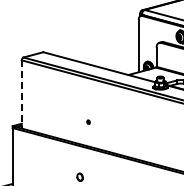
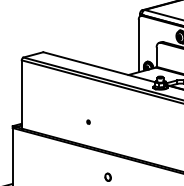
line: dashed -> solid (21, 94)
part position: (79, 176) -> (107, 176) (107, 176)
